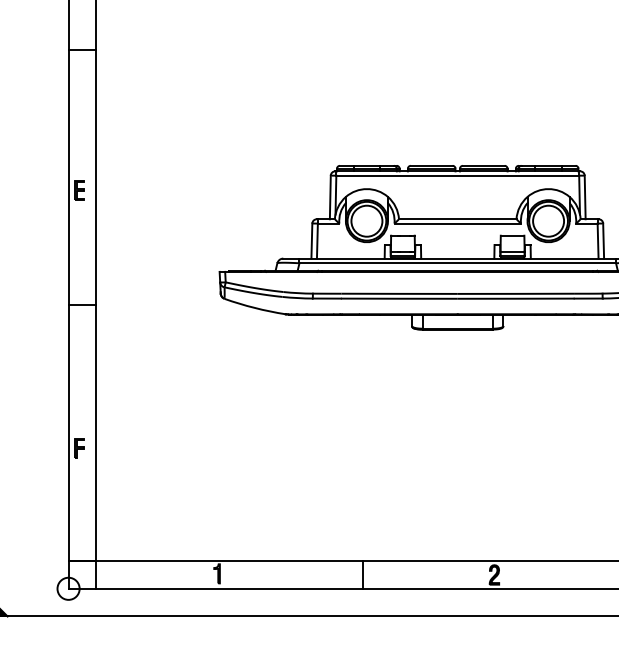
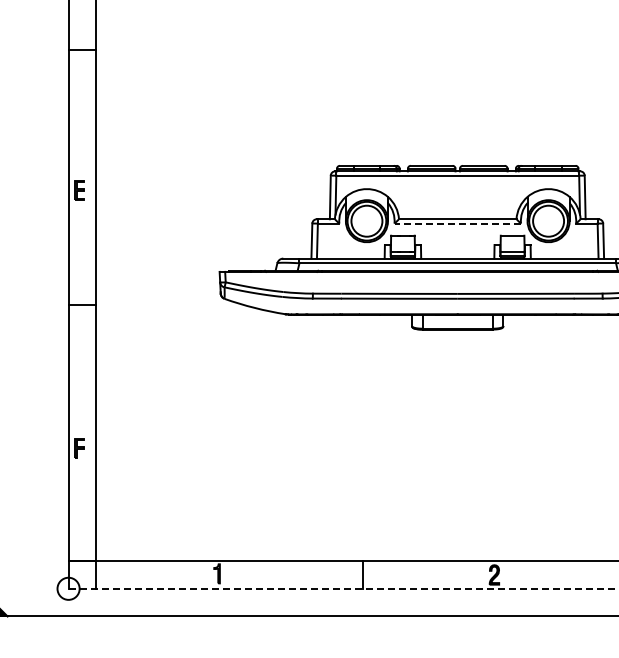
line: solid -> dashed (457, 223)
line: solid -> dashed (343, 588)
